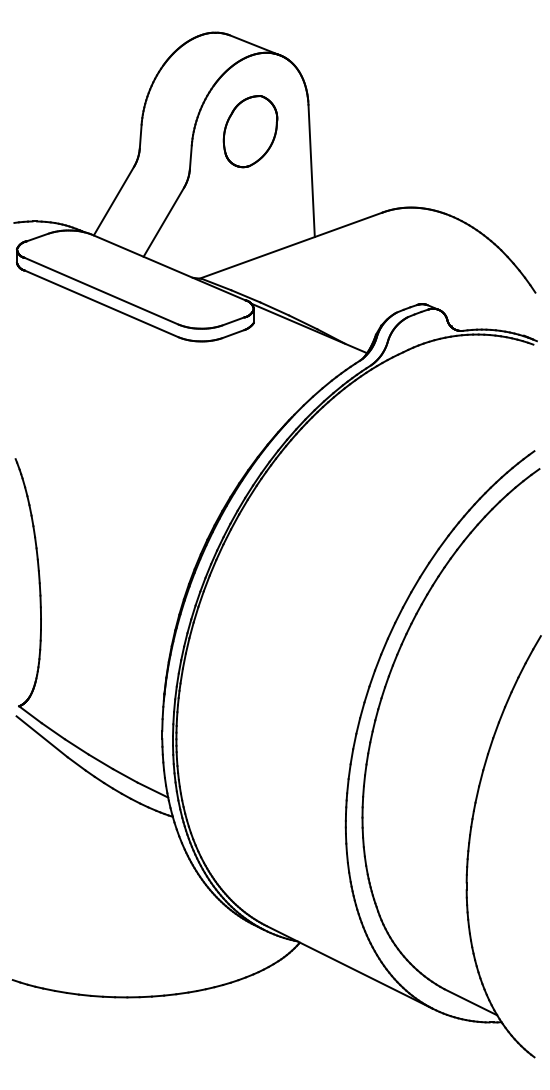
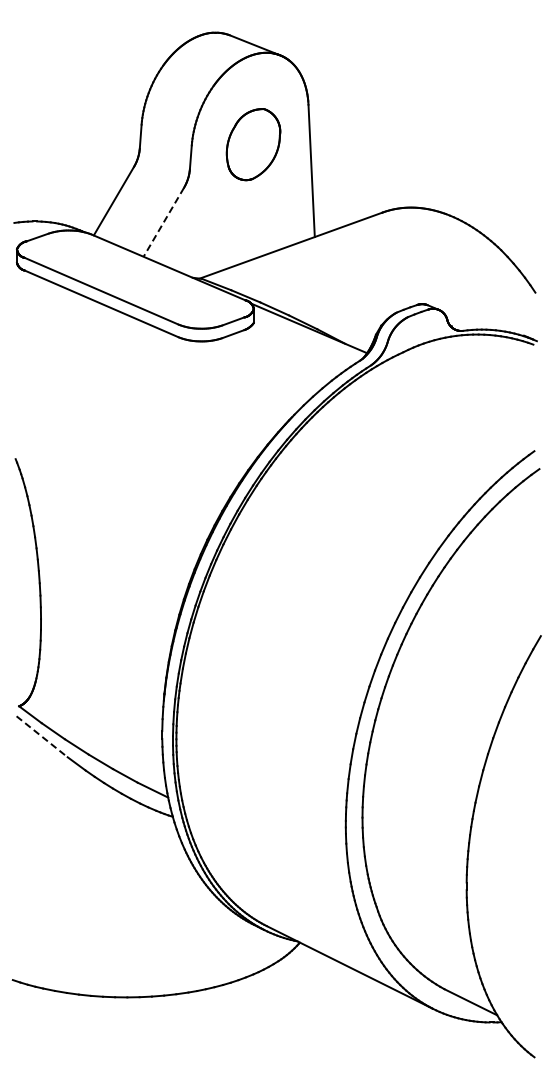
part position: (250, 131) -> (253, 144) (253, 144)
line: solid -> dashed (163, 222)
line: solid -> dashed (42, 736)
